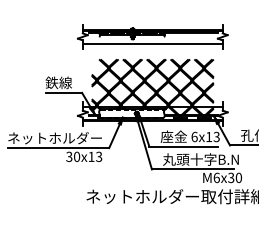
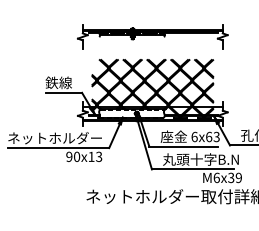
line: present -> none (152, 44)
text: 6x13 -> 6x63 (209, 136)
text: 30x13 -> 90x13 (69, 156)
text: M6x30 -> M6x39 (238, 177)
